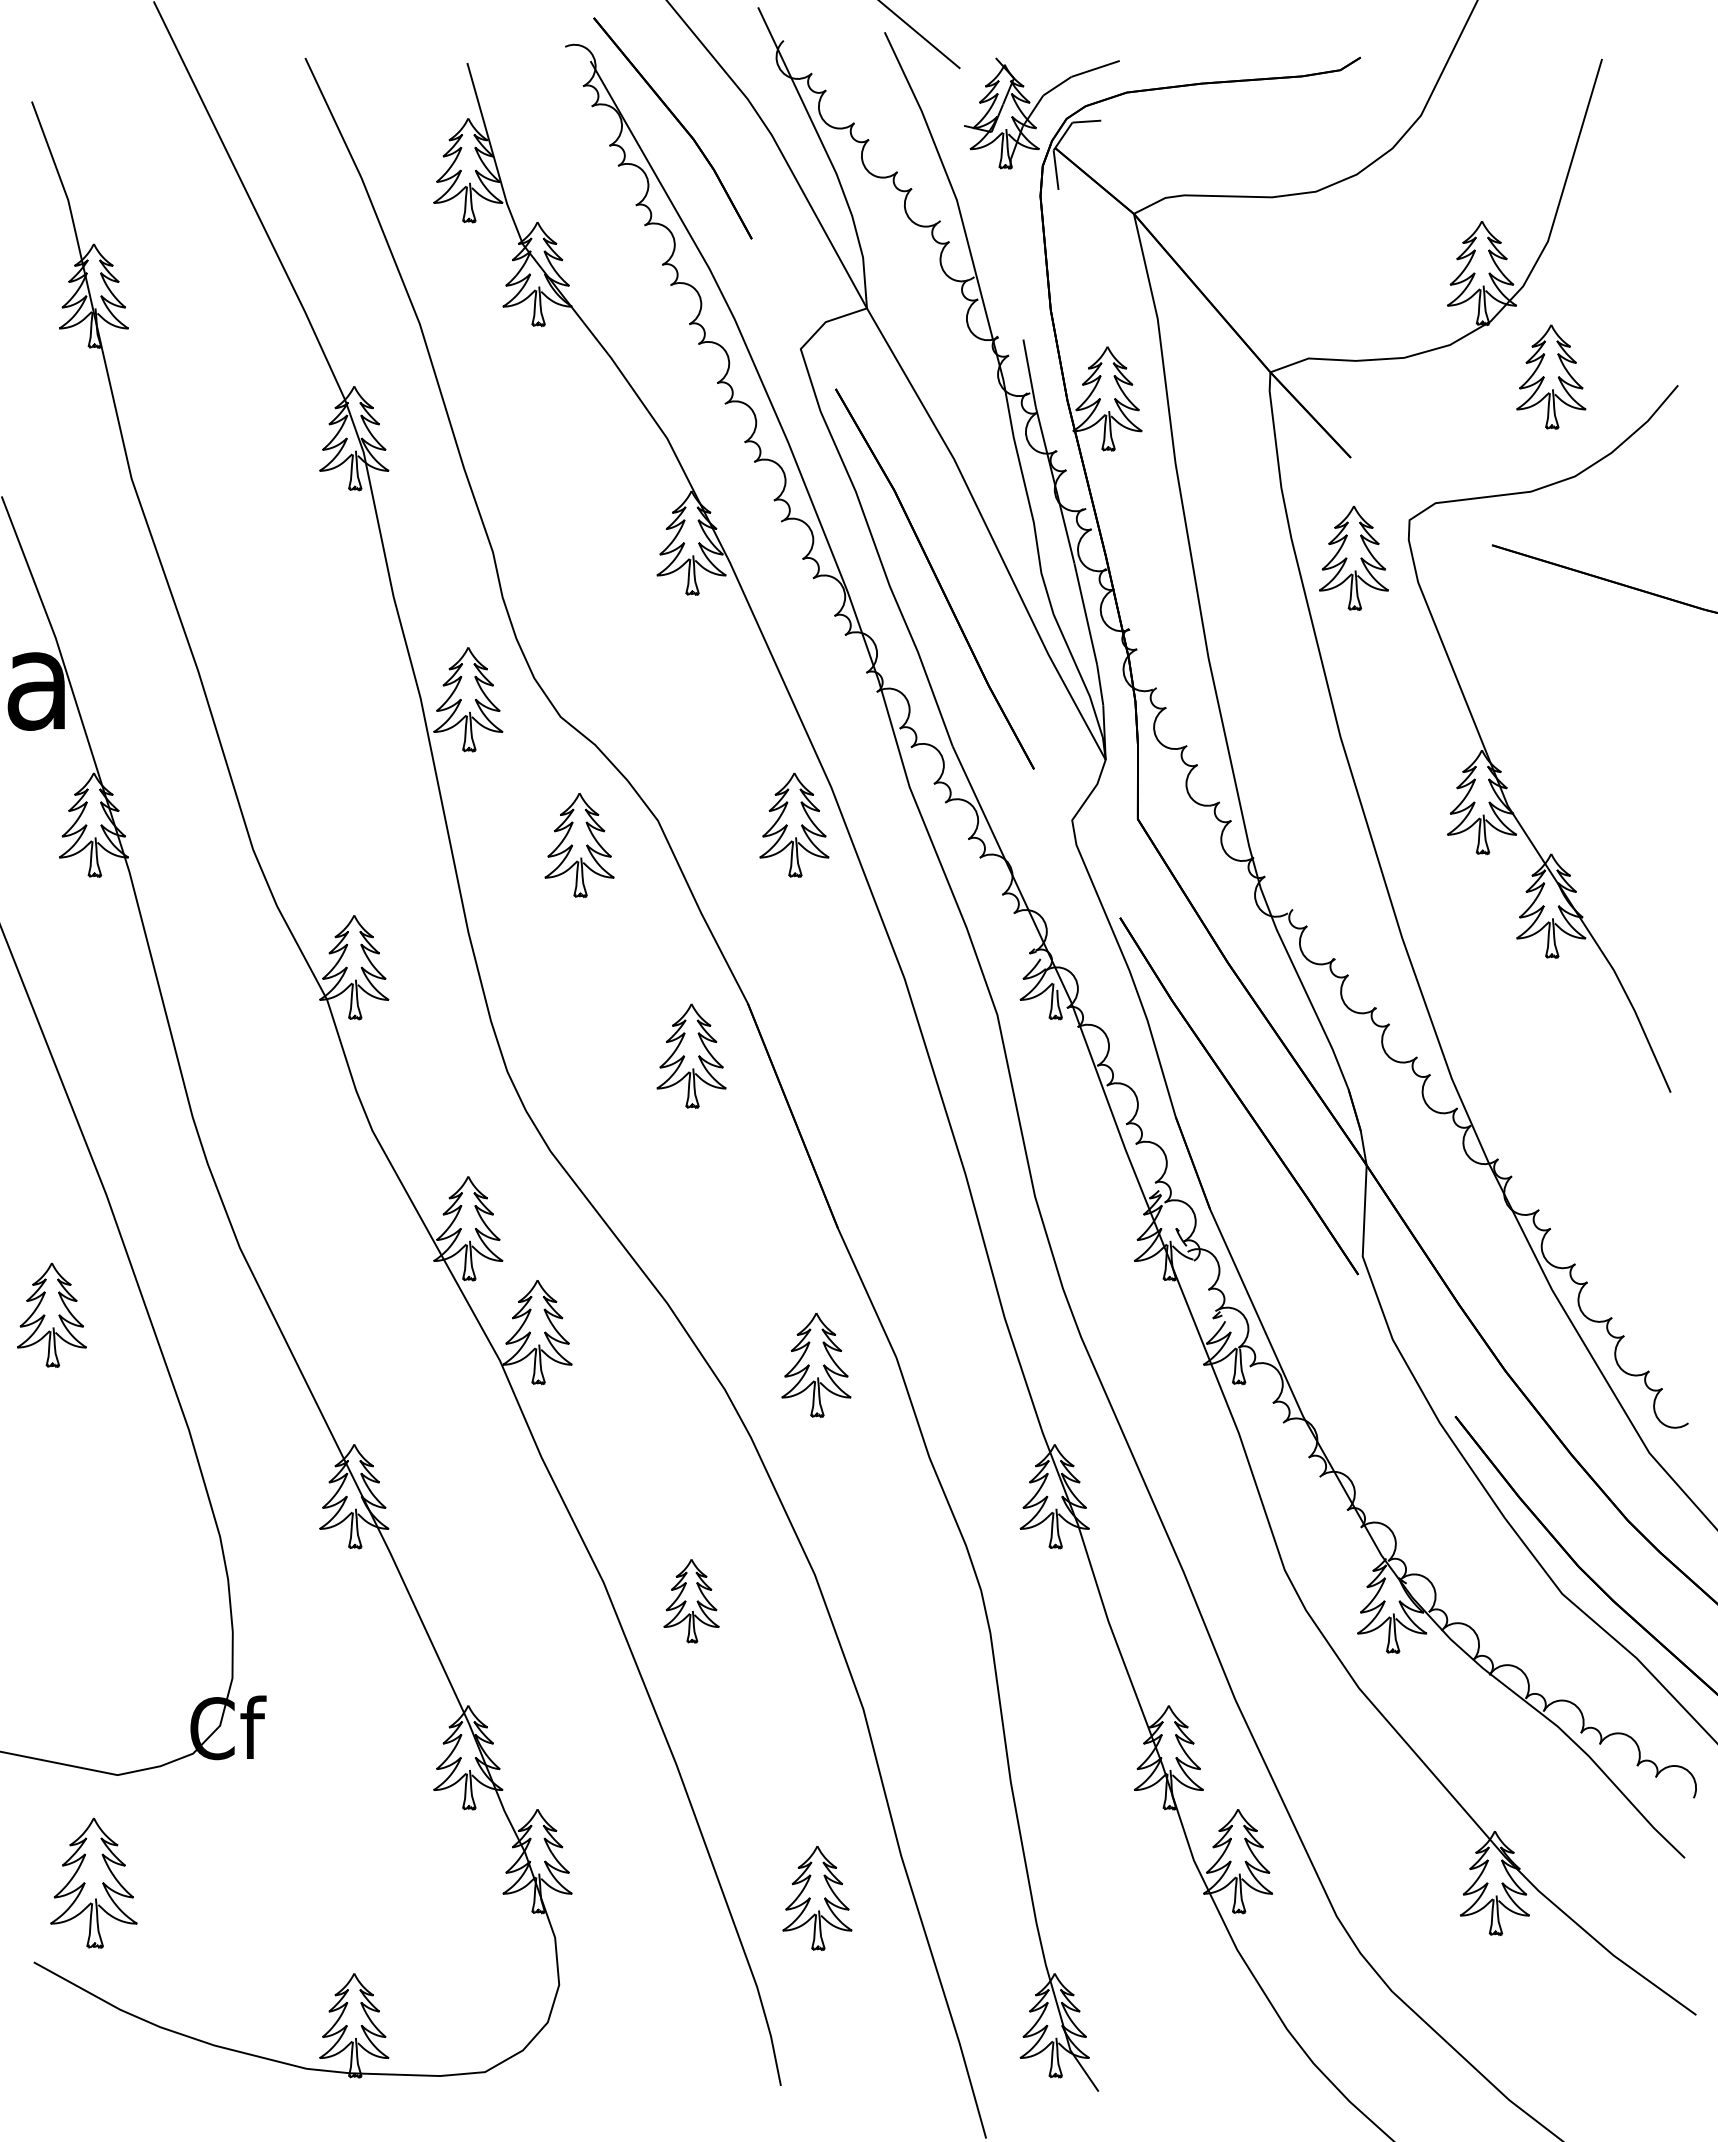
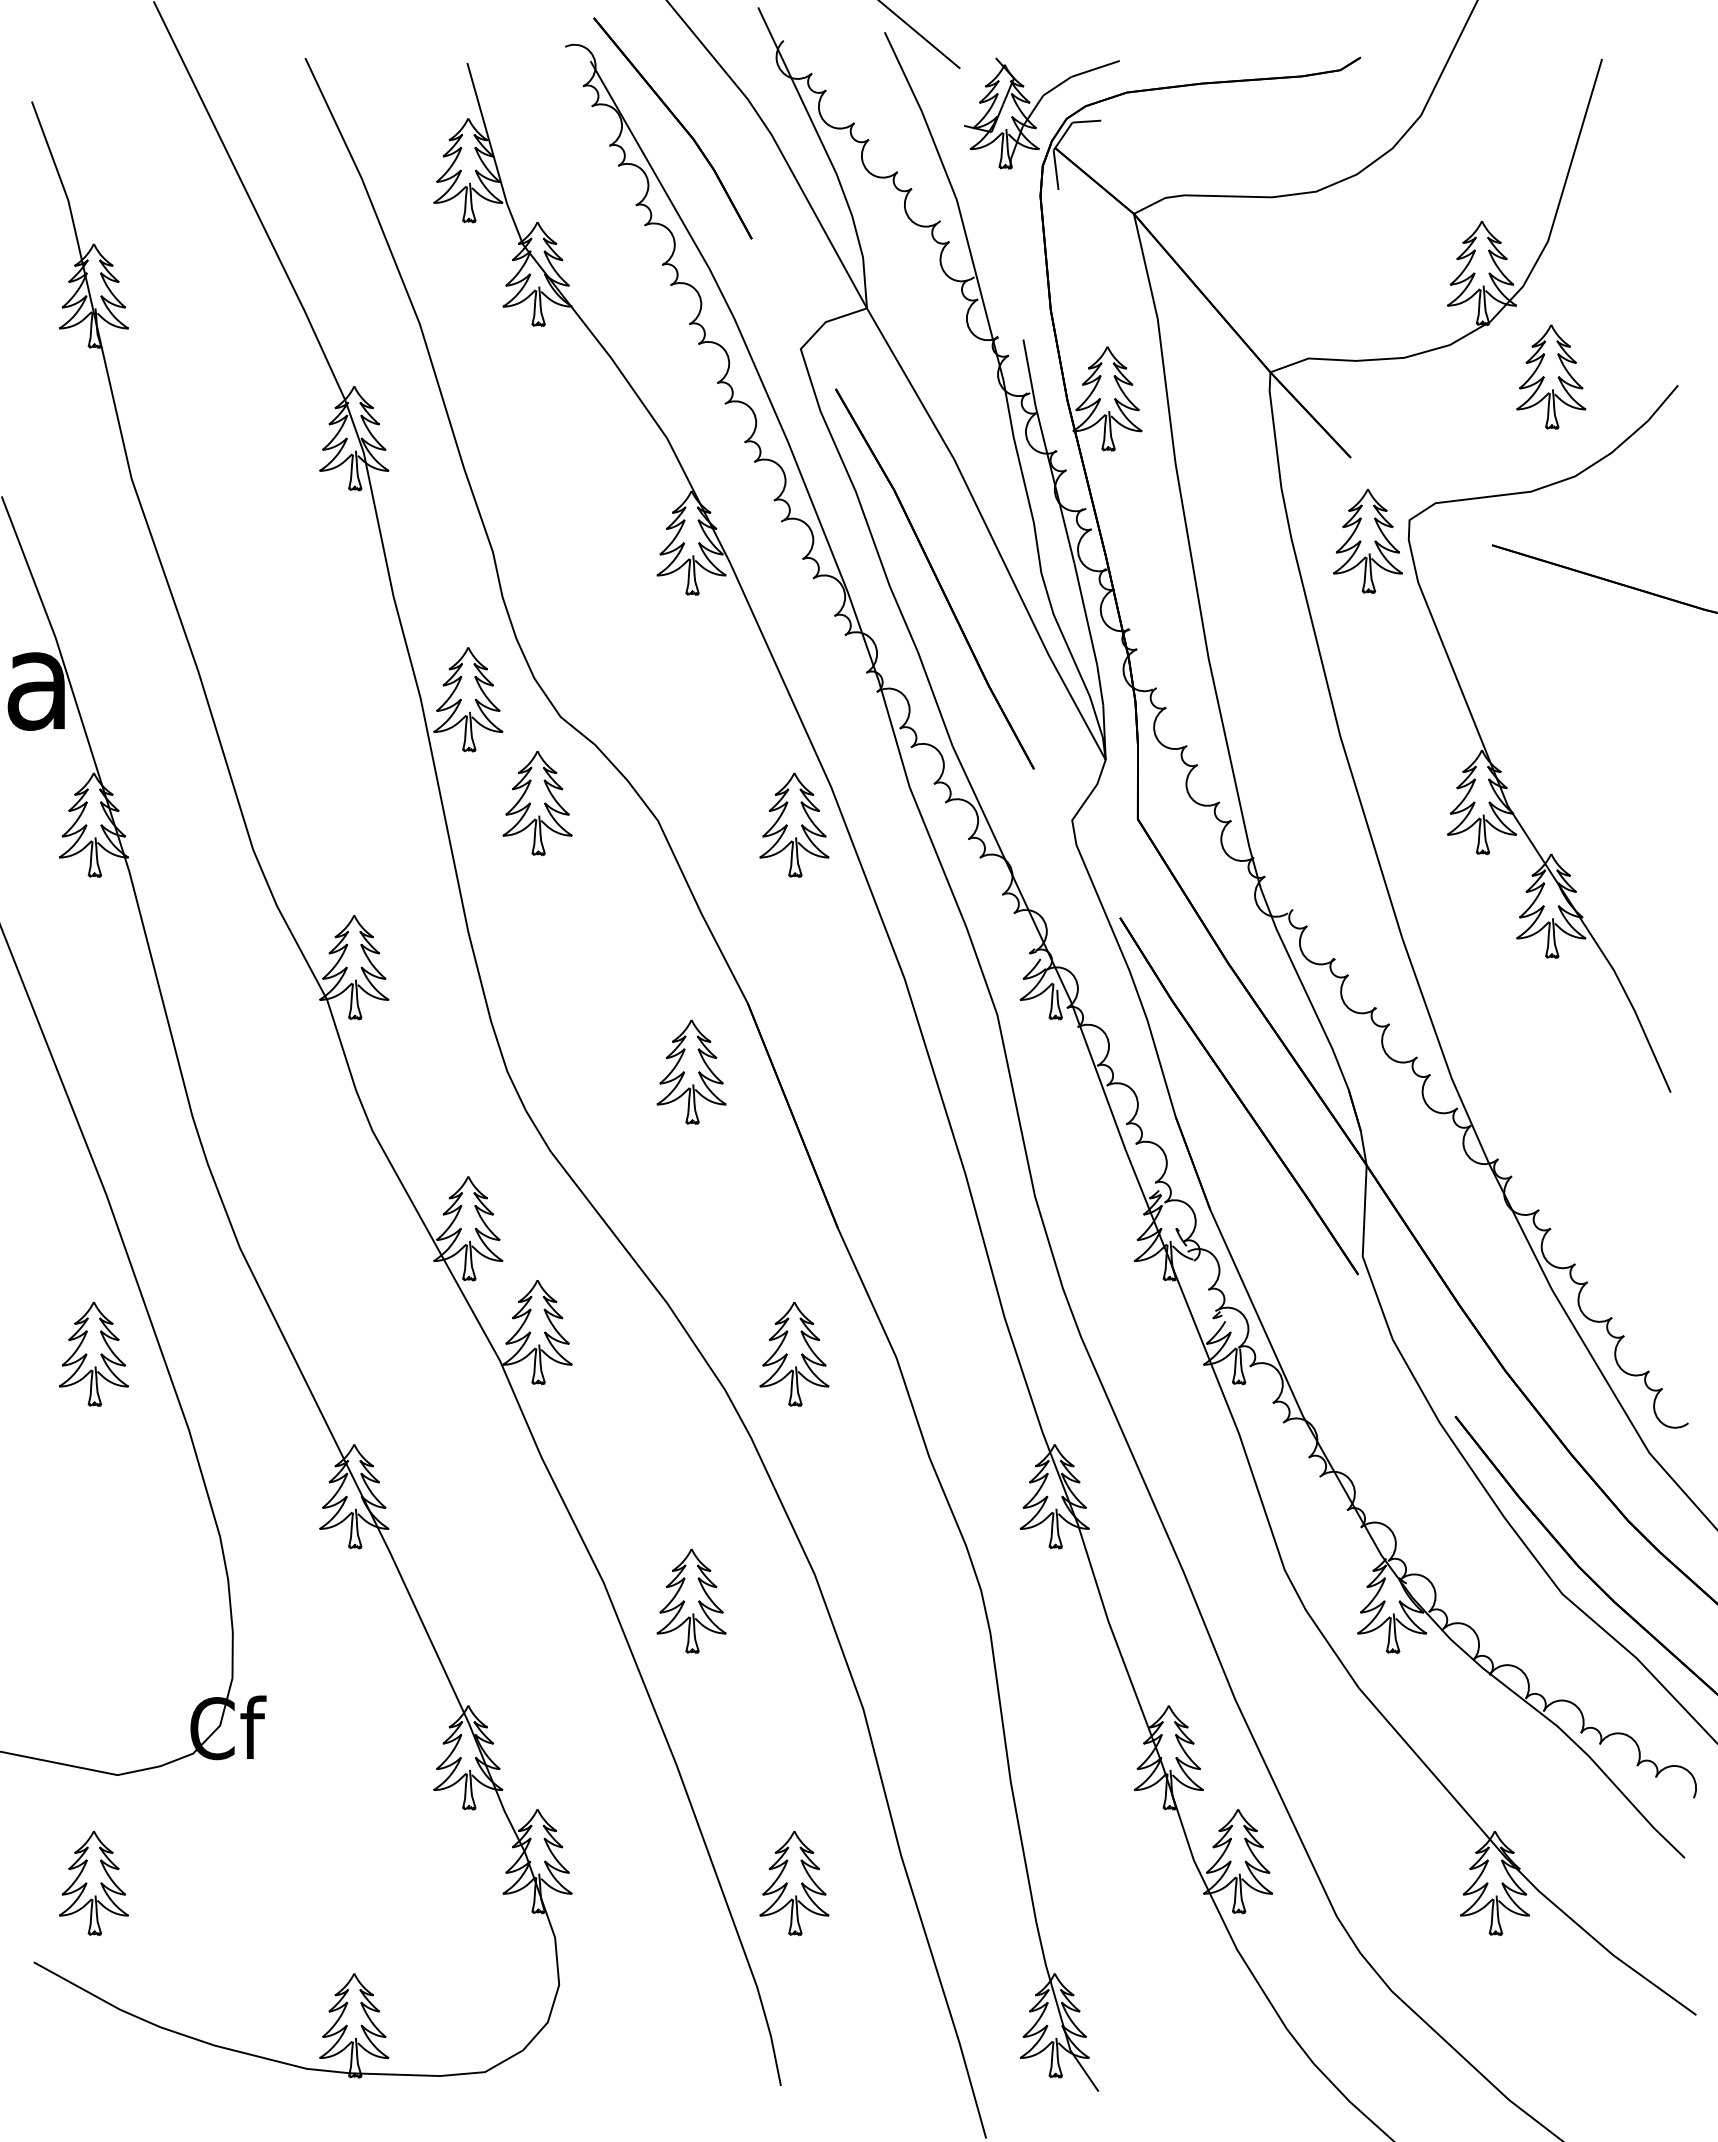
part position: (1353, 557) -> (1367, 540) (1367, 540)
part position: (579, 845) -> (537, 803) (537, 803)
part position: (691, 1055) -> (691, 1071) (691, 1071)
part position: (51, 1314) -> (93, 1353) (93, 1353)
part position: (816, 1365) -> (794, 1354) (794, 1354)
part size: 57x85 px -> 71x106 px (691, 1600)
part size: 88x132 px -> 70x105 px (93, 1883)
part position: (817, 1898) -> (794, 1883) (794, 1883)
